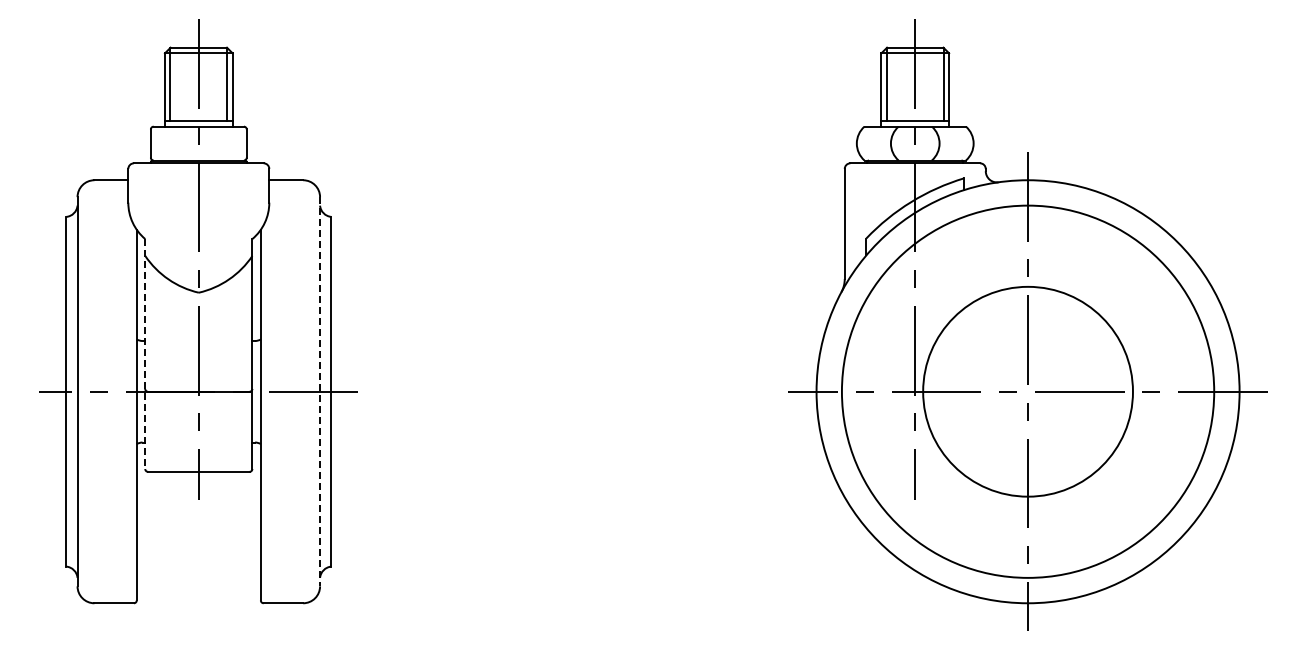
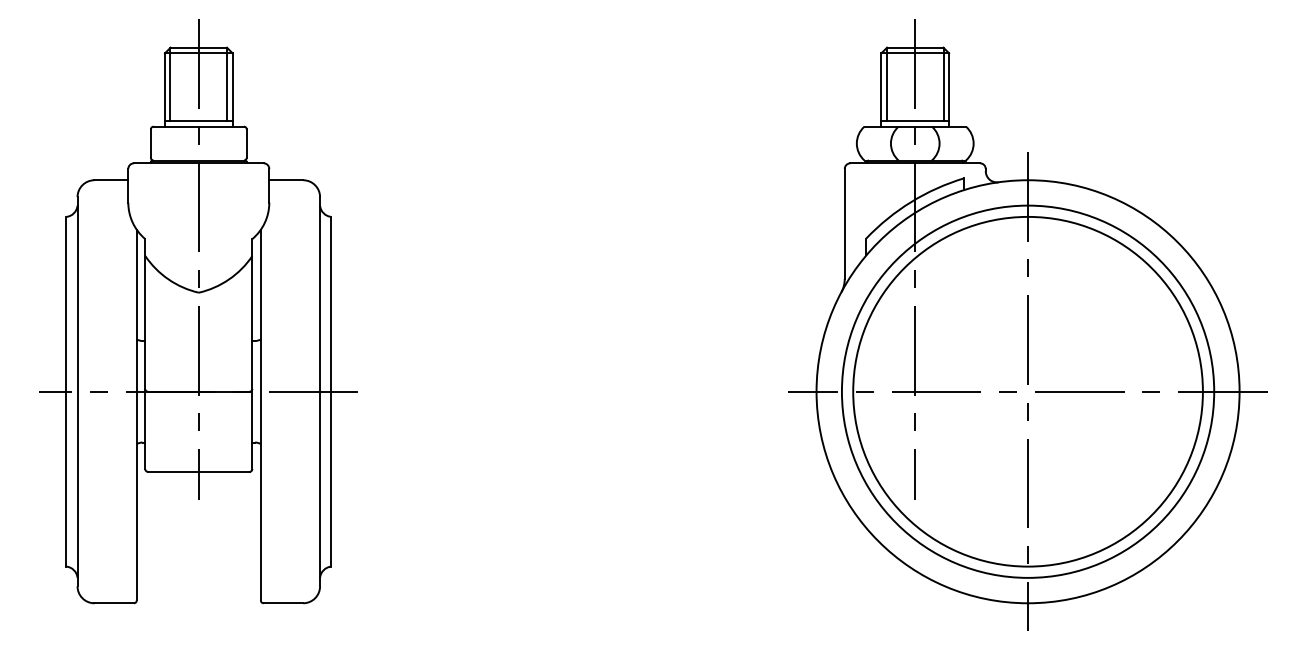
line: dashed -> solid (145, 354)
line: dashed -> solid (320, 391)
circle diameter: 210 px -> 350 px (1027, 391)
